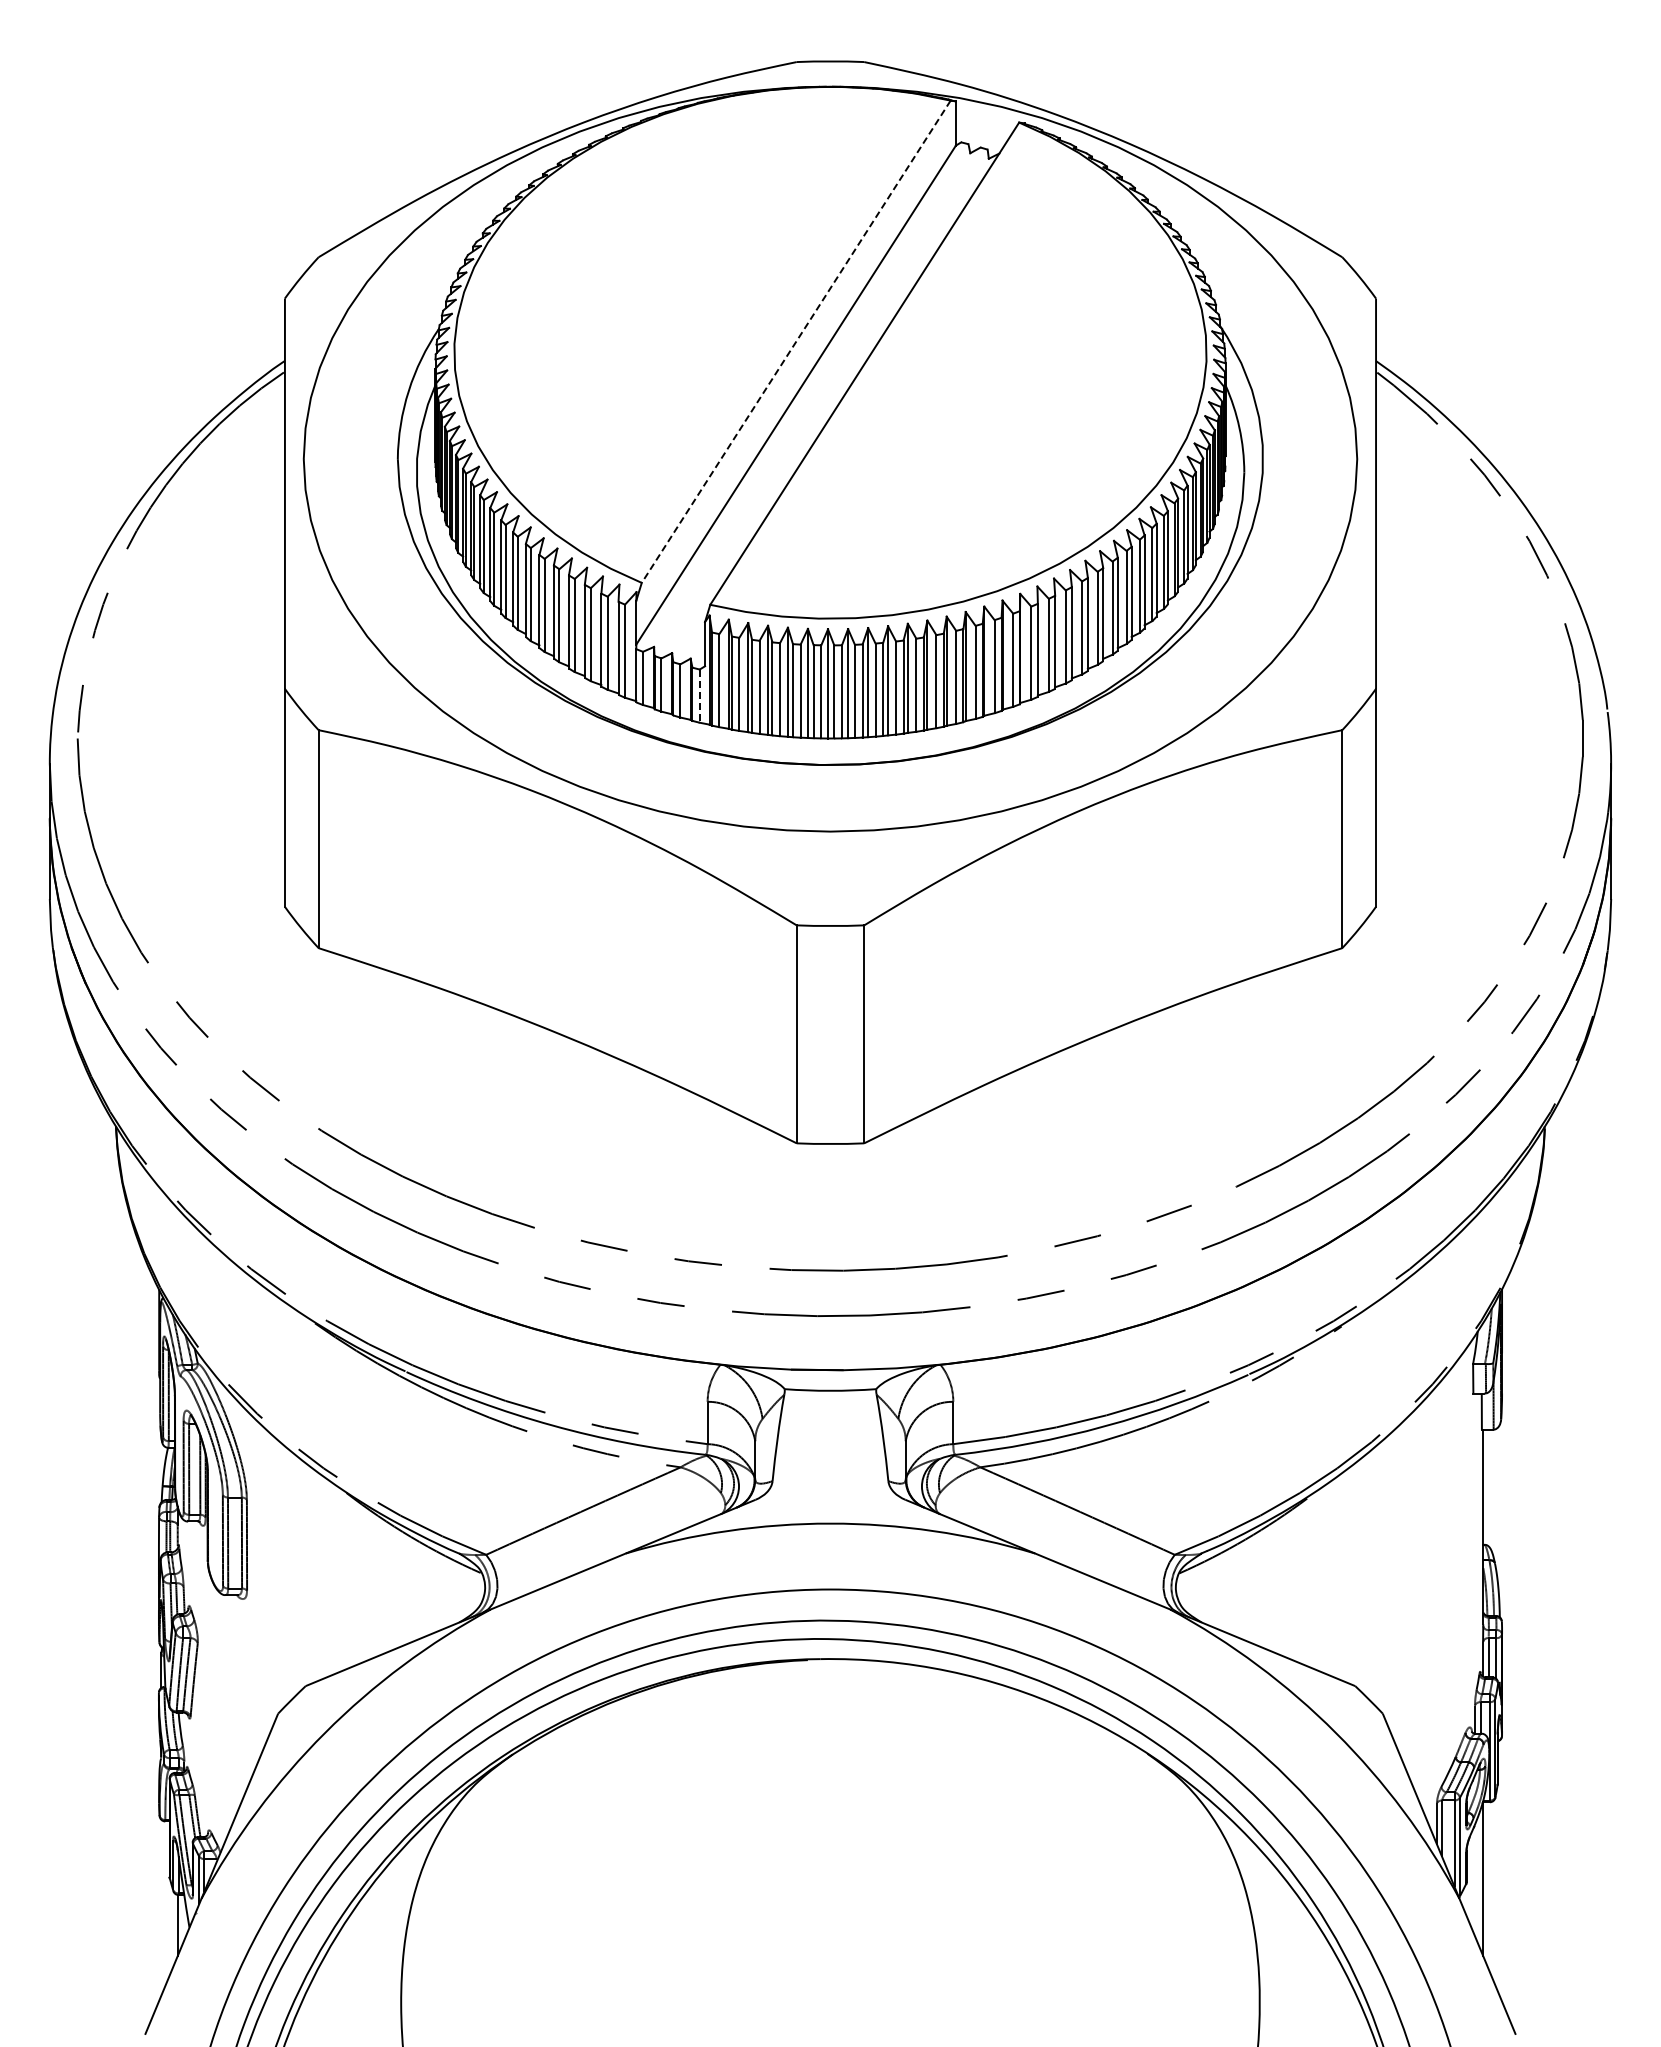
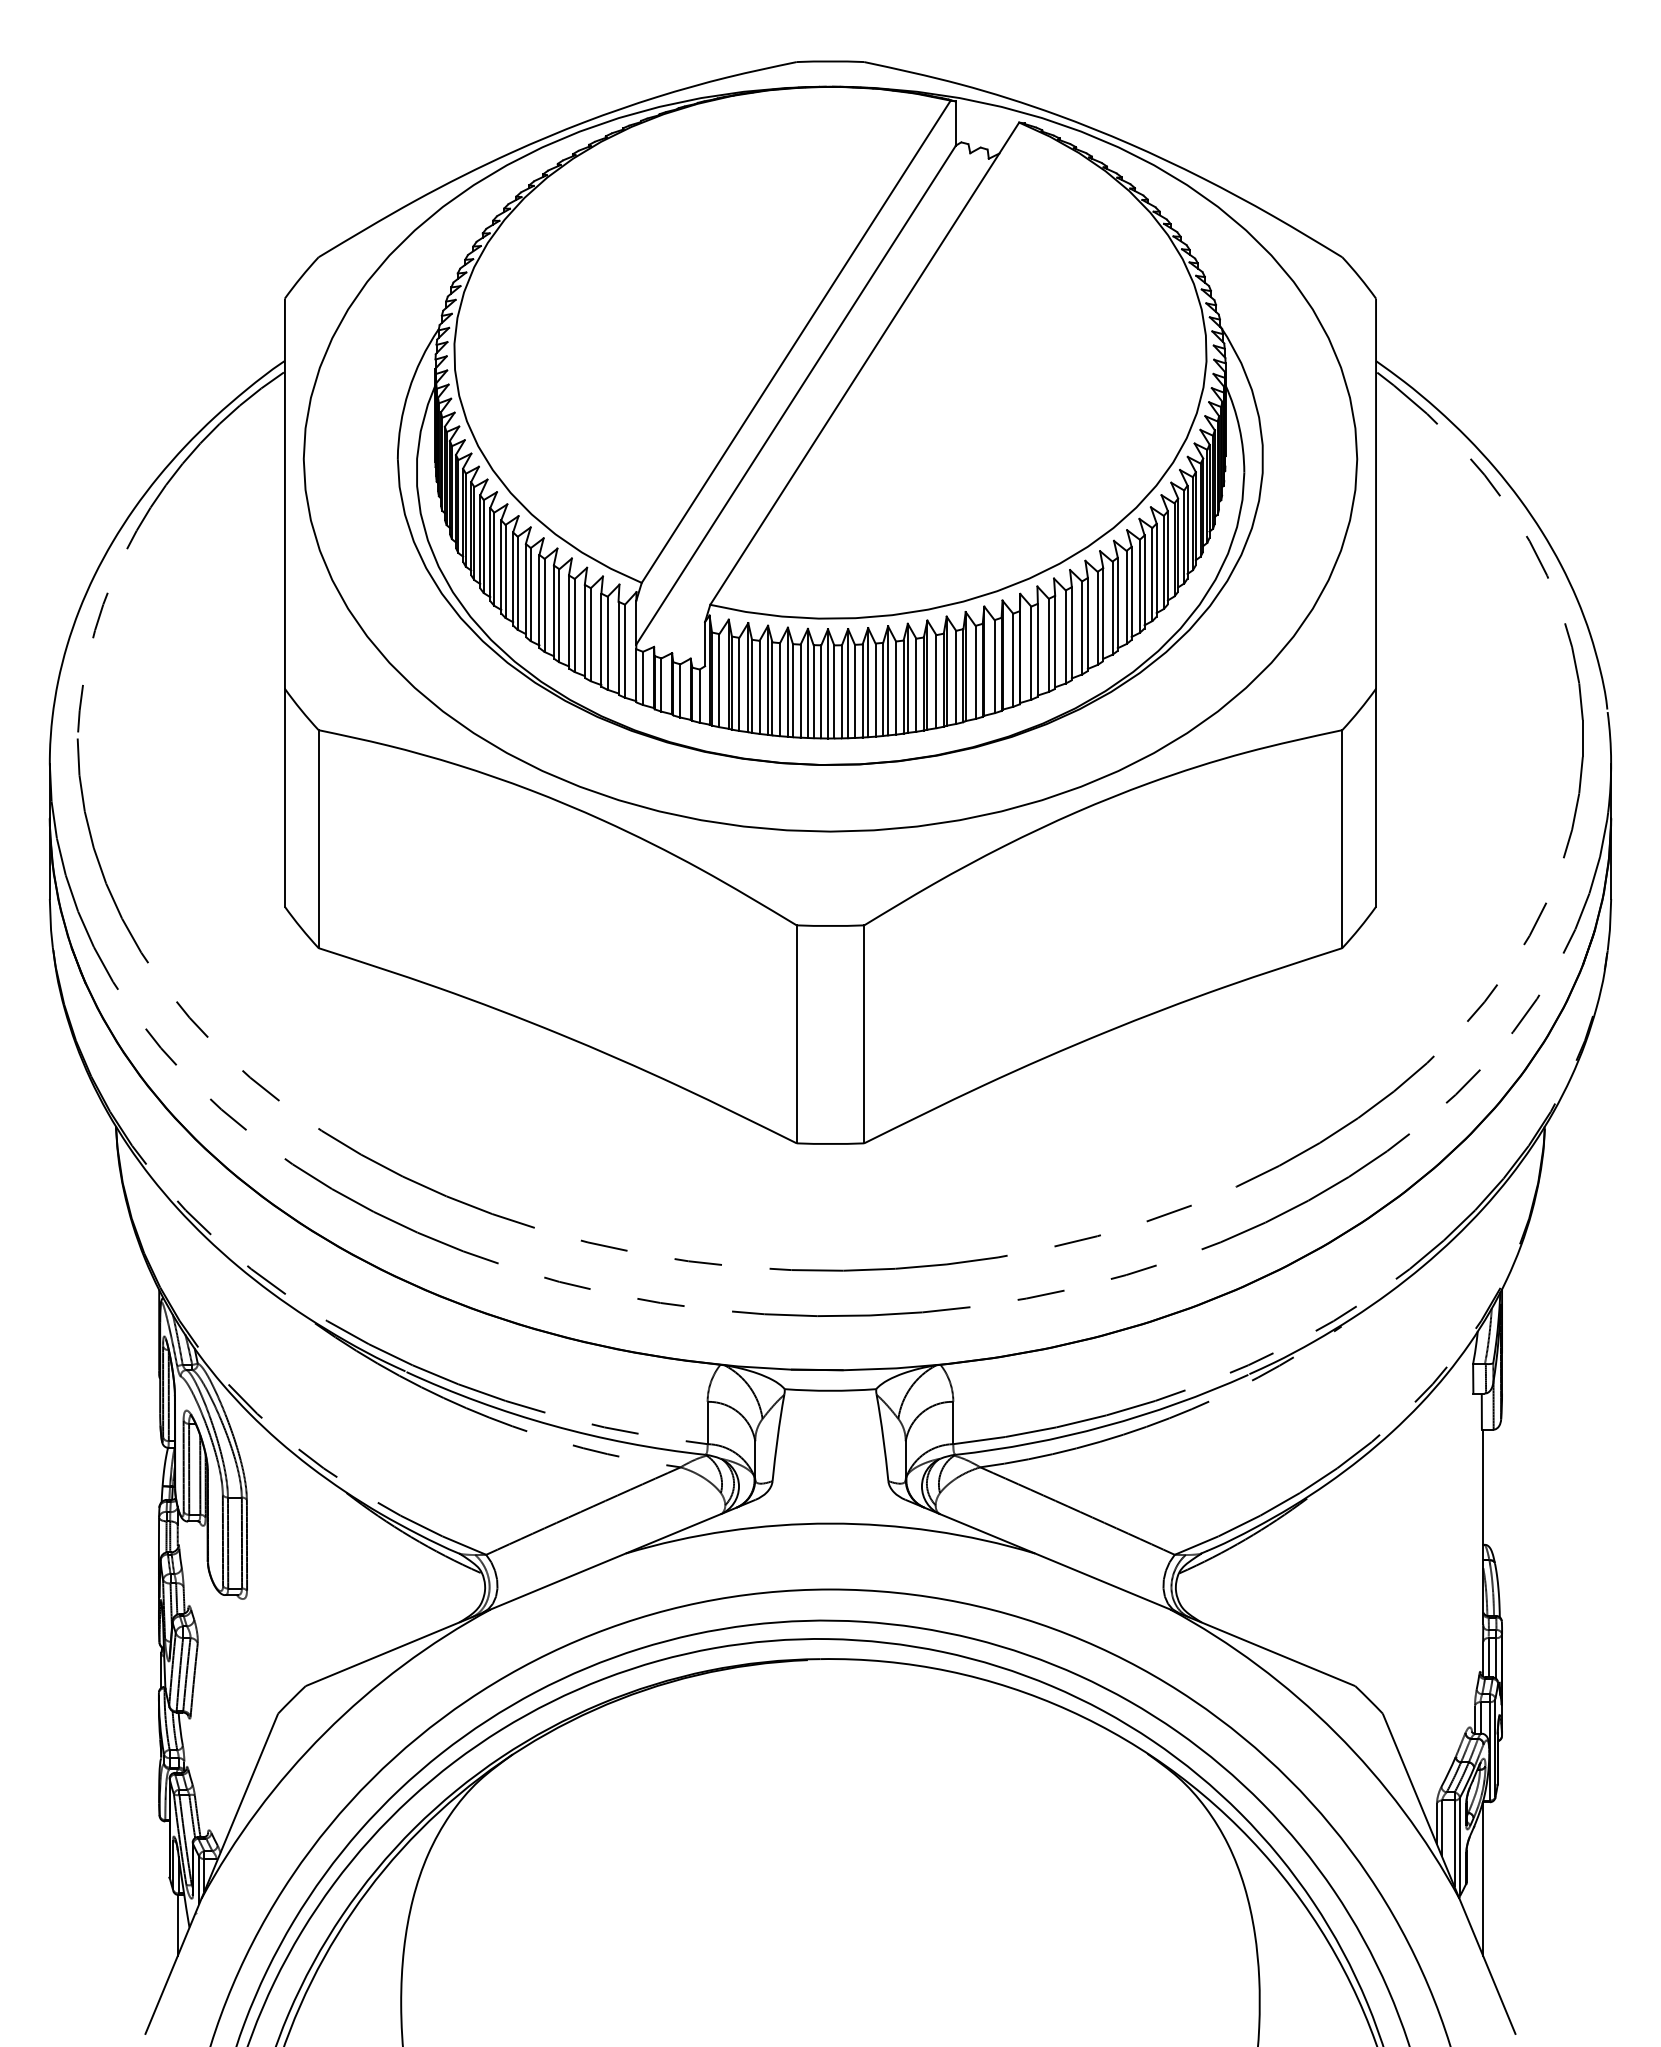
line: dashed -> solid (795, 342)
line: dashed -> solid (699, 696)
